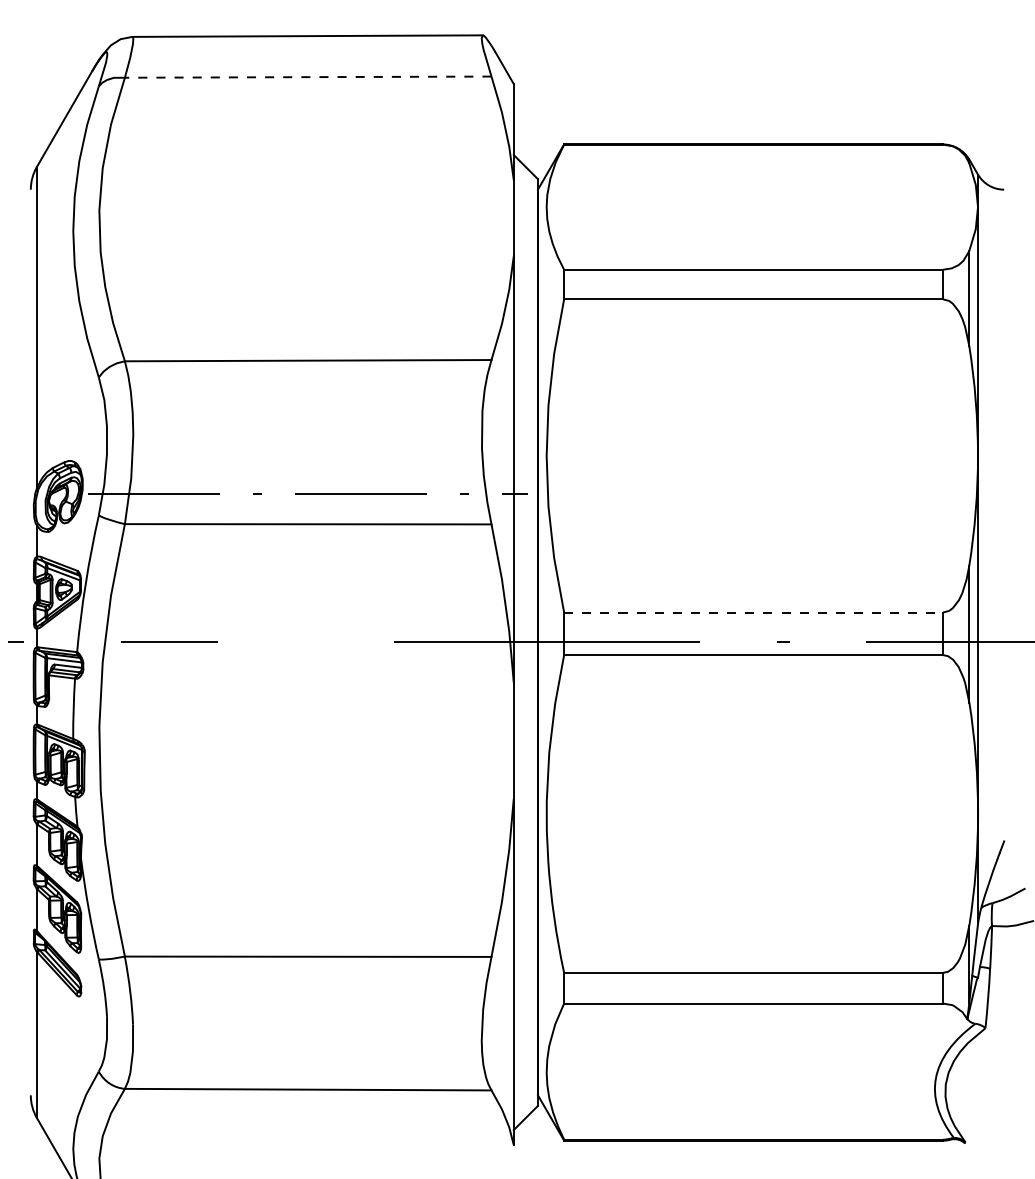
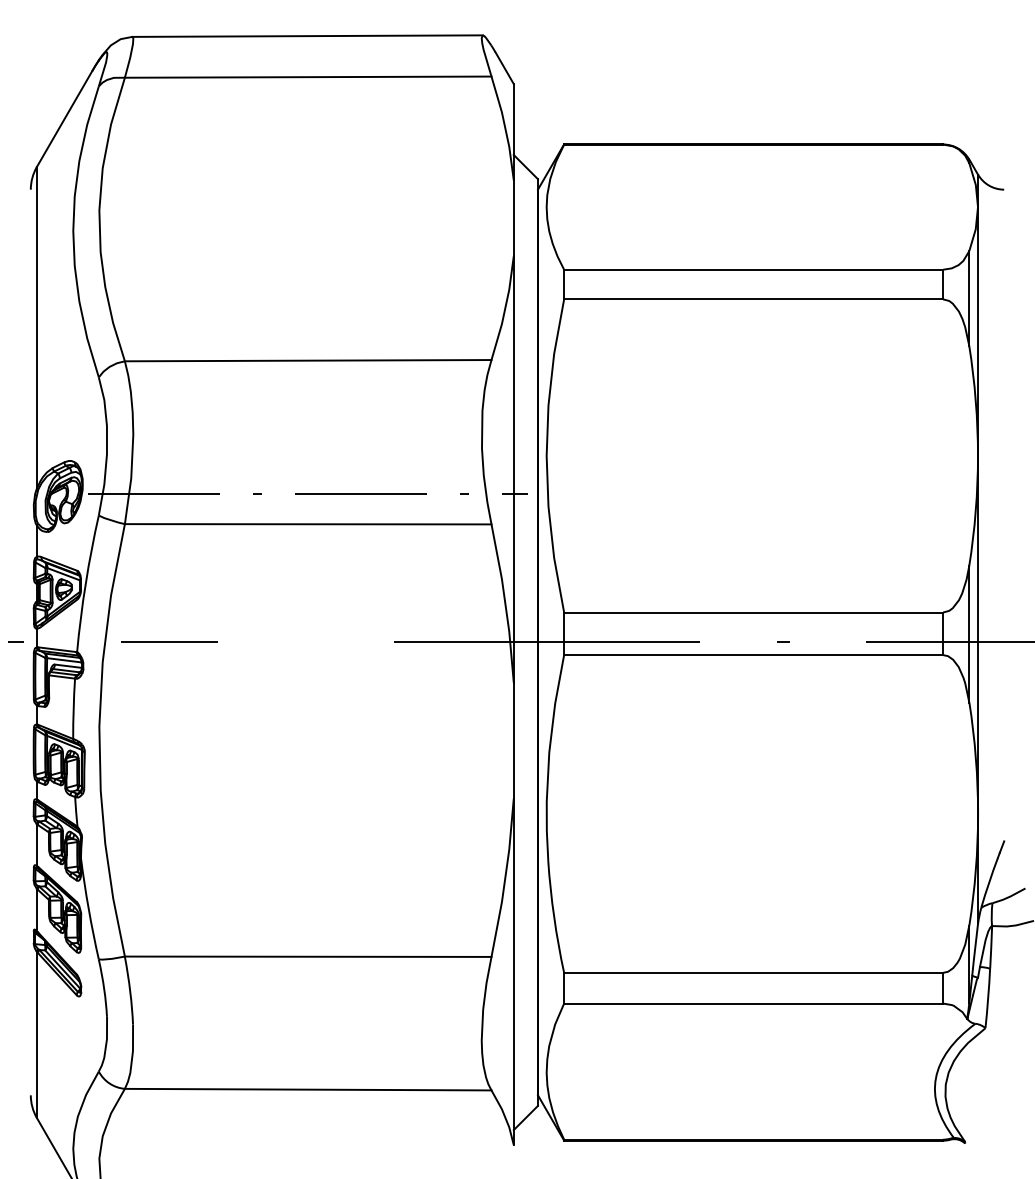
line: dashed -> solid (307, 77)
line: dashed -> solid (753, 612)
